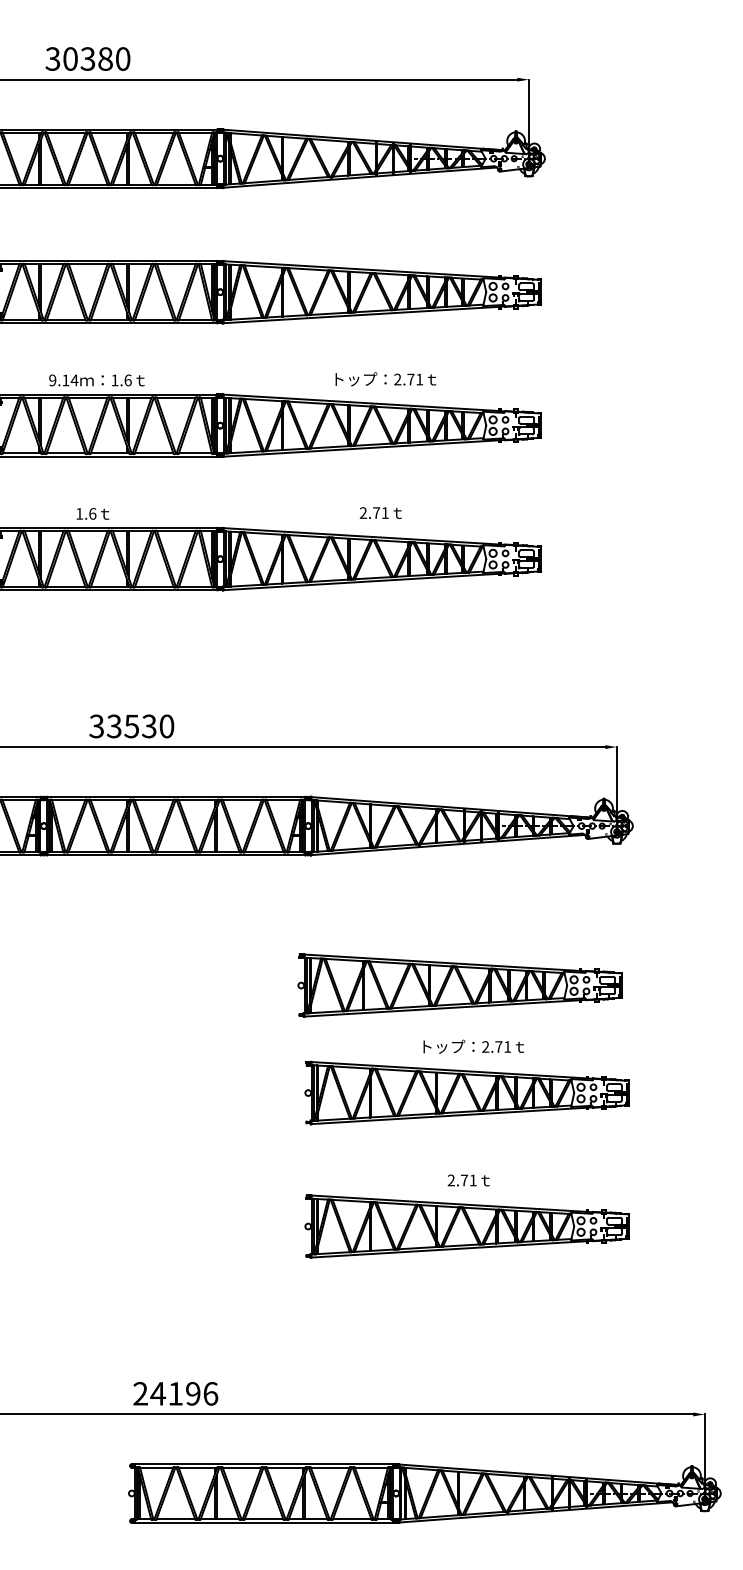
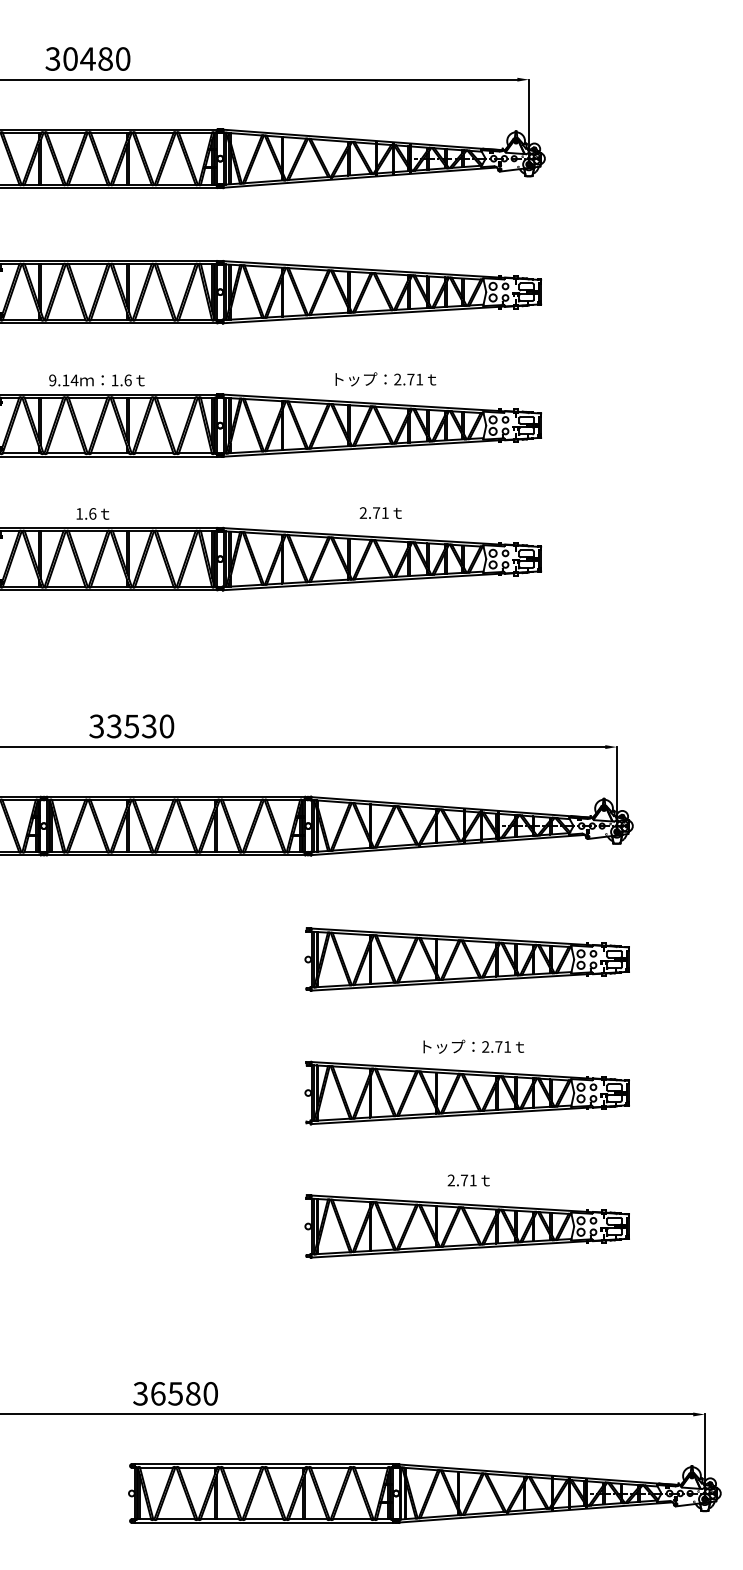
text: 30380 -> 30480 (87, 58)
part position: (459, 985) -> (466, 959) (466, 959)
text: 24196 -> 36580 (175, 1393)
